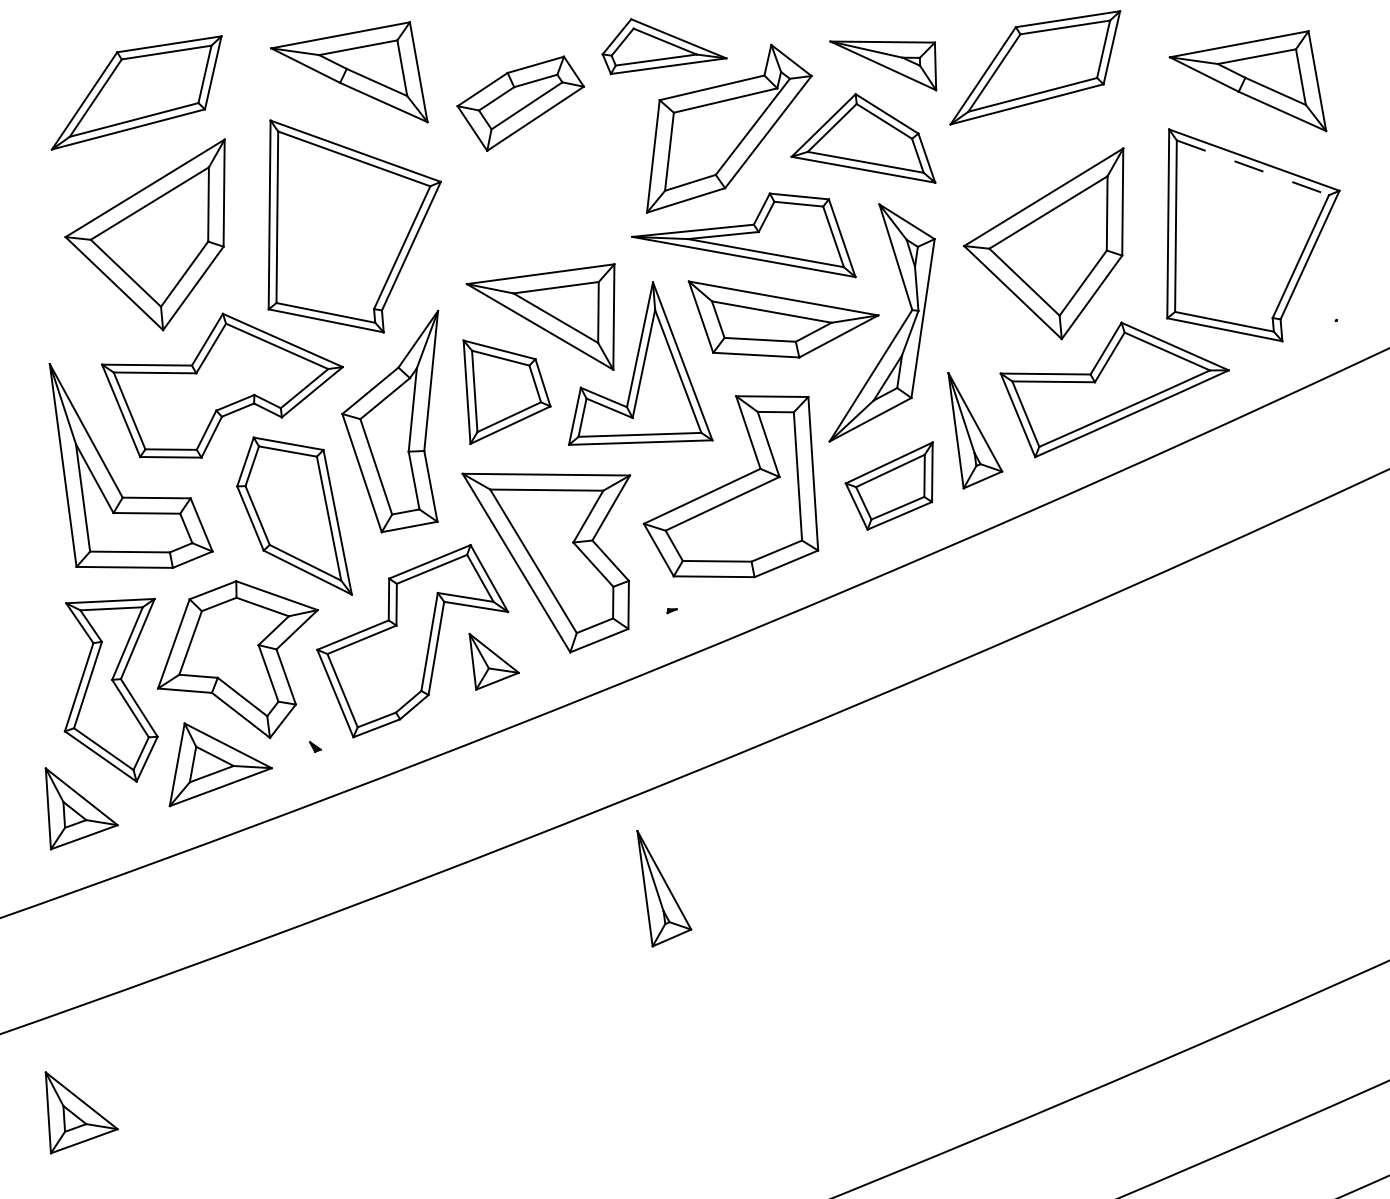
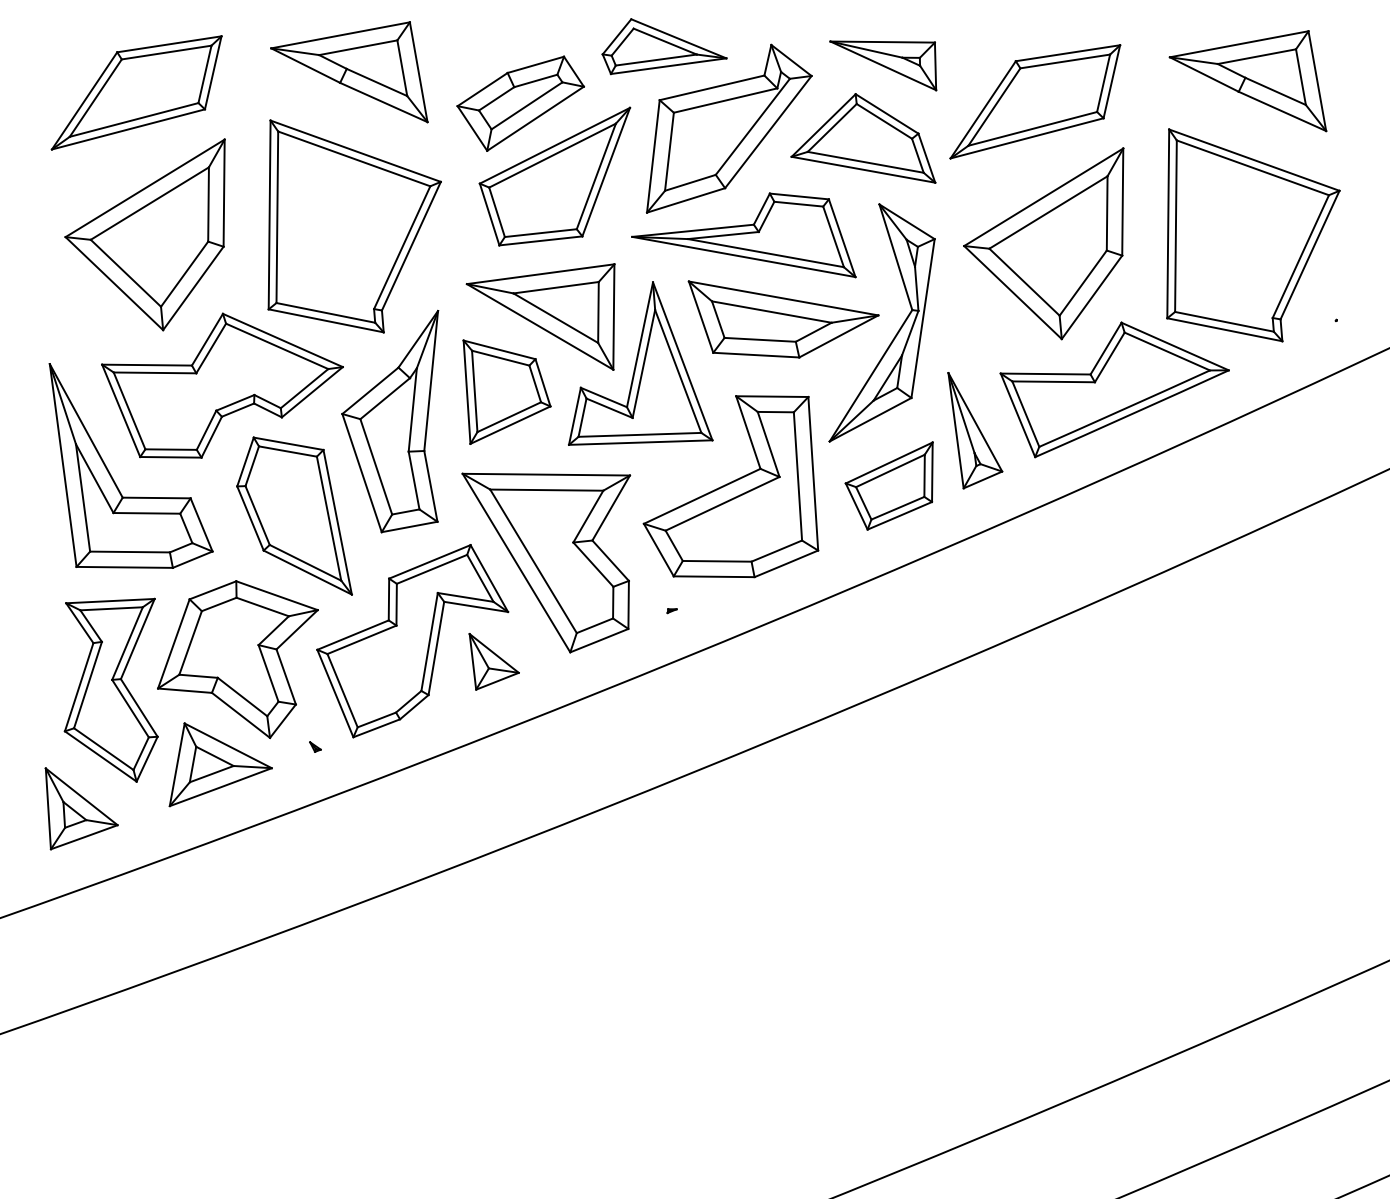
part position: (1035, 67) -> (1035, 101) (1035, 101)
line: dashed -> solid (1252, 167)
part: none -> present (554, 176)
part: present -> none (664, 888)
part: present -> none (81, 1112)
